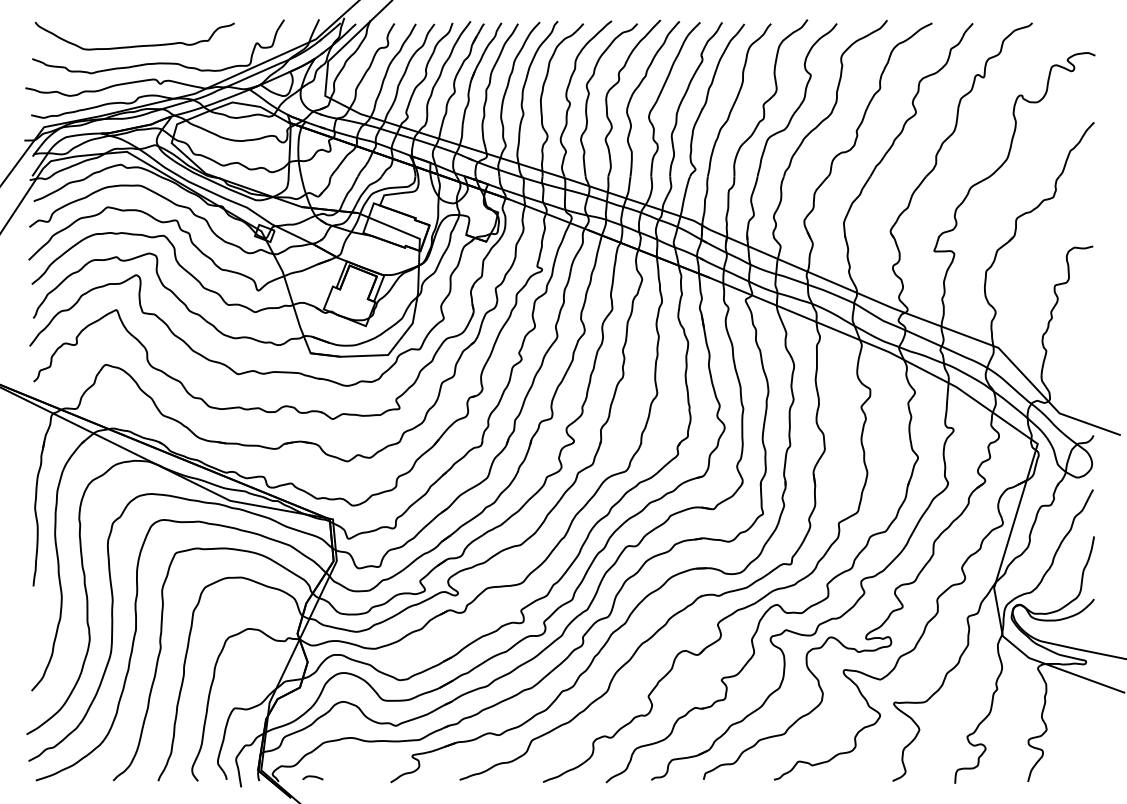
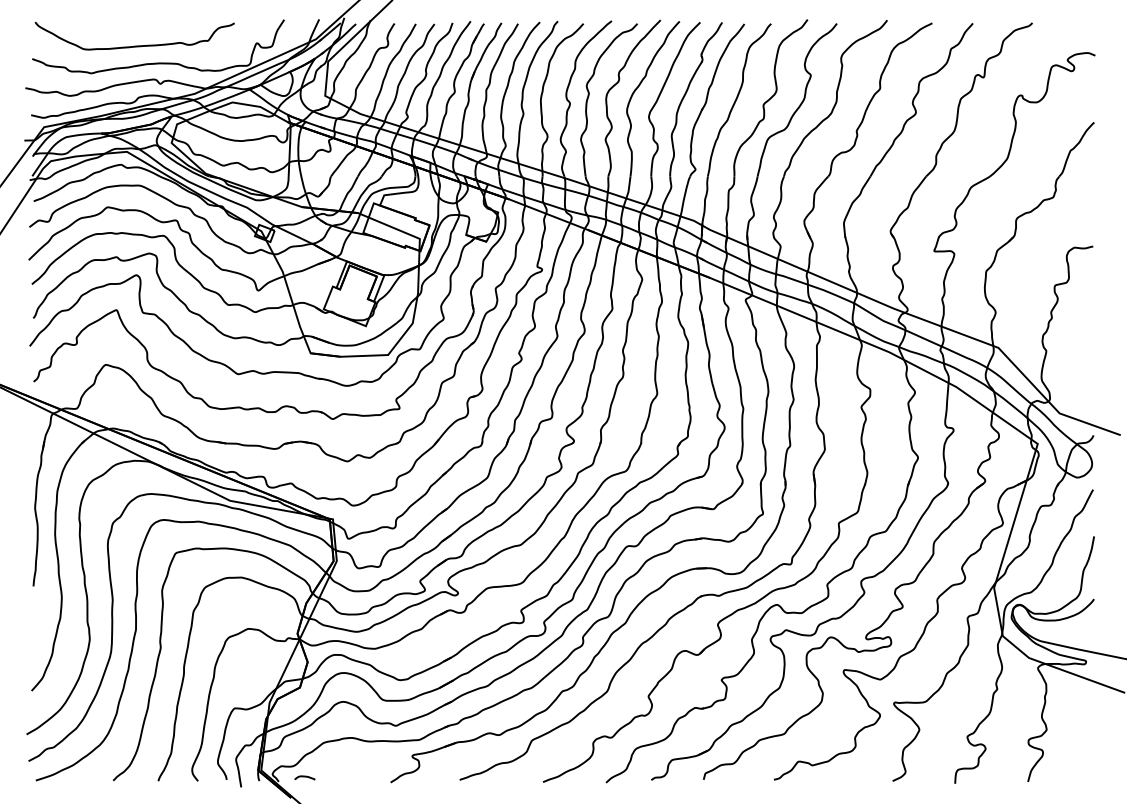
curve position: (312, 777) -> (304, 777) (304, 777)
